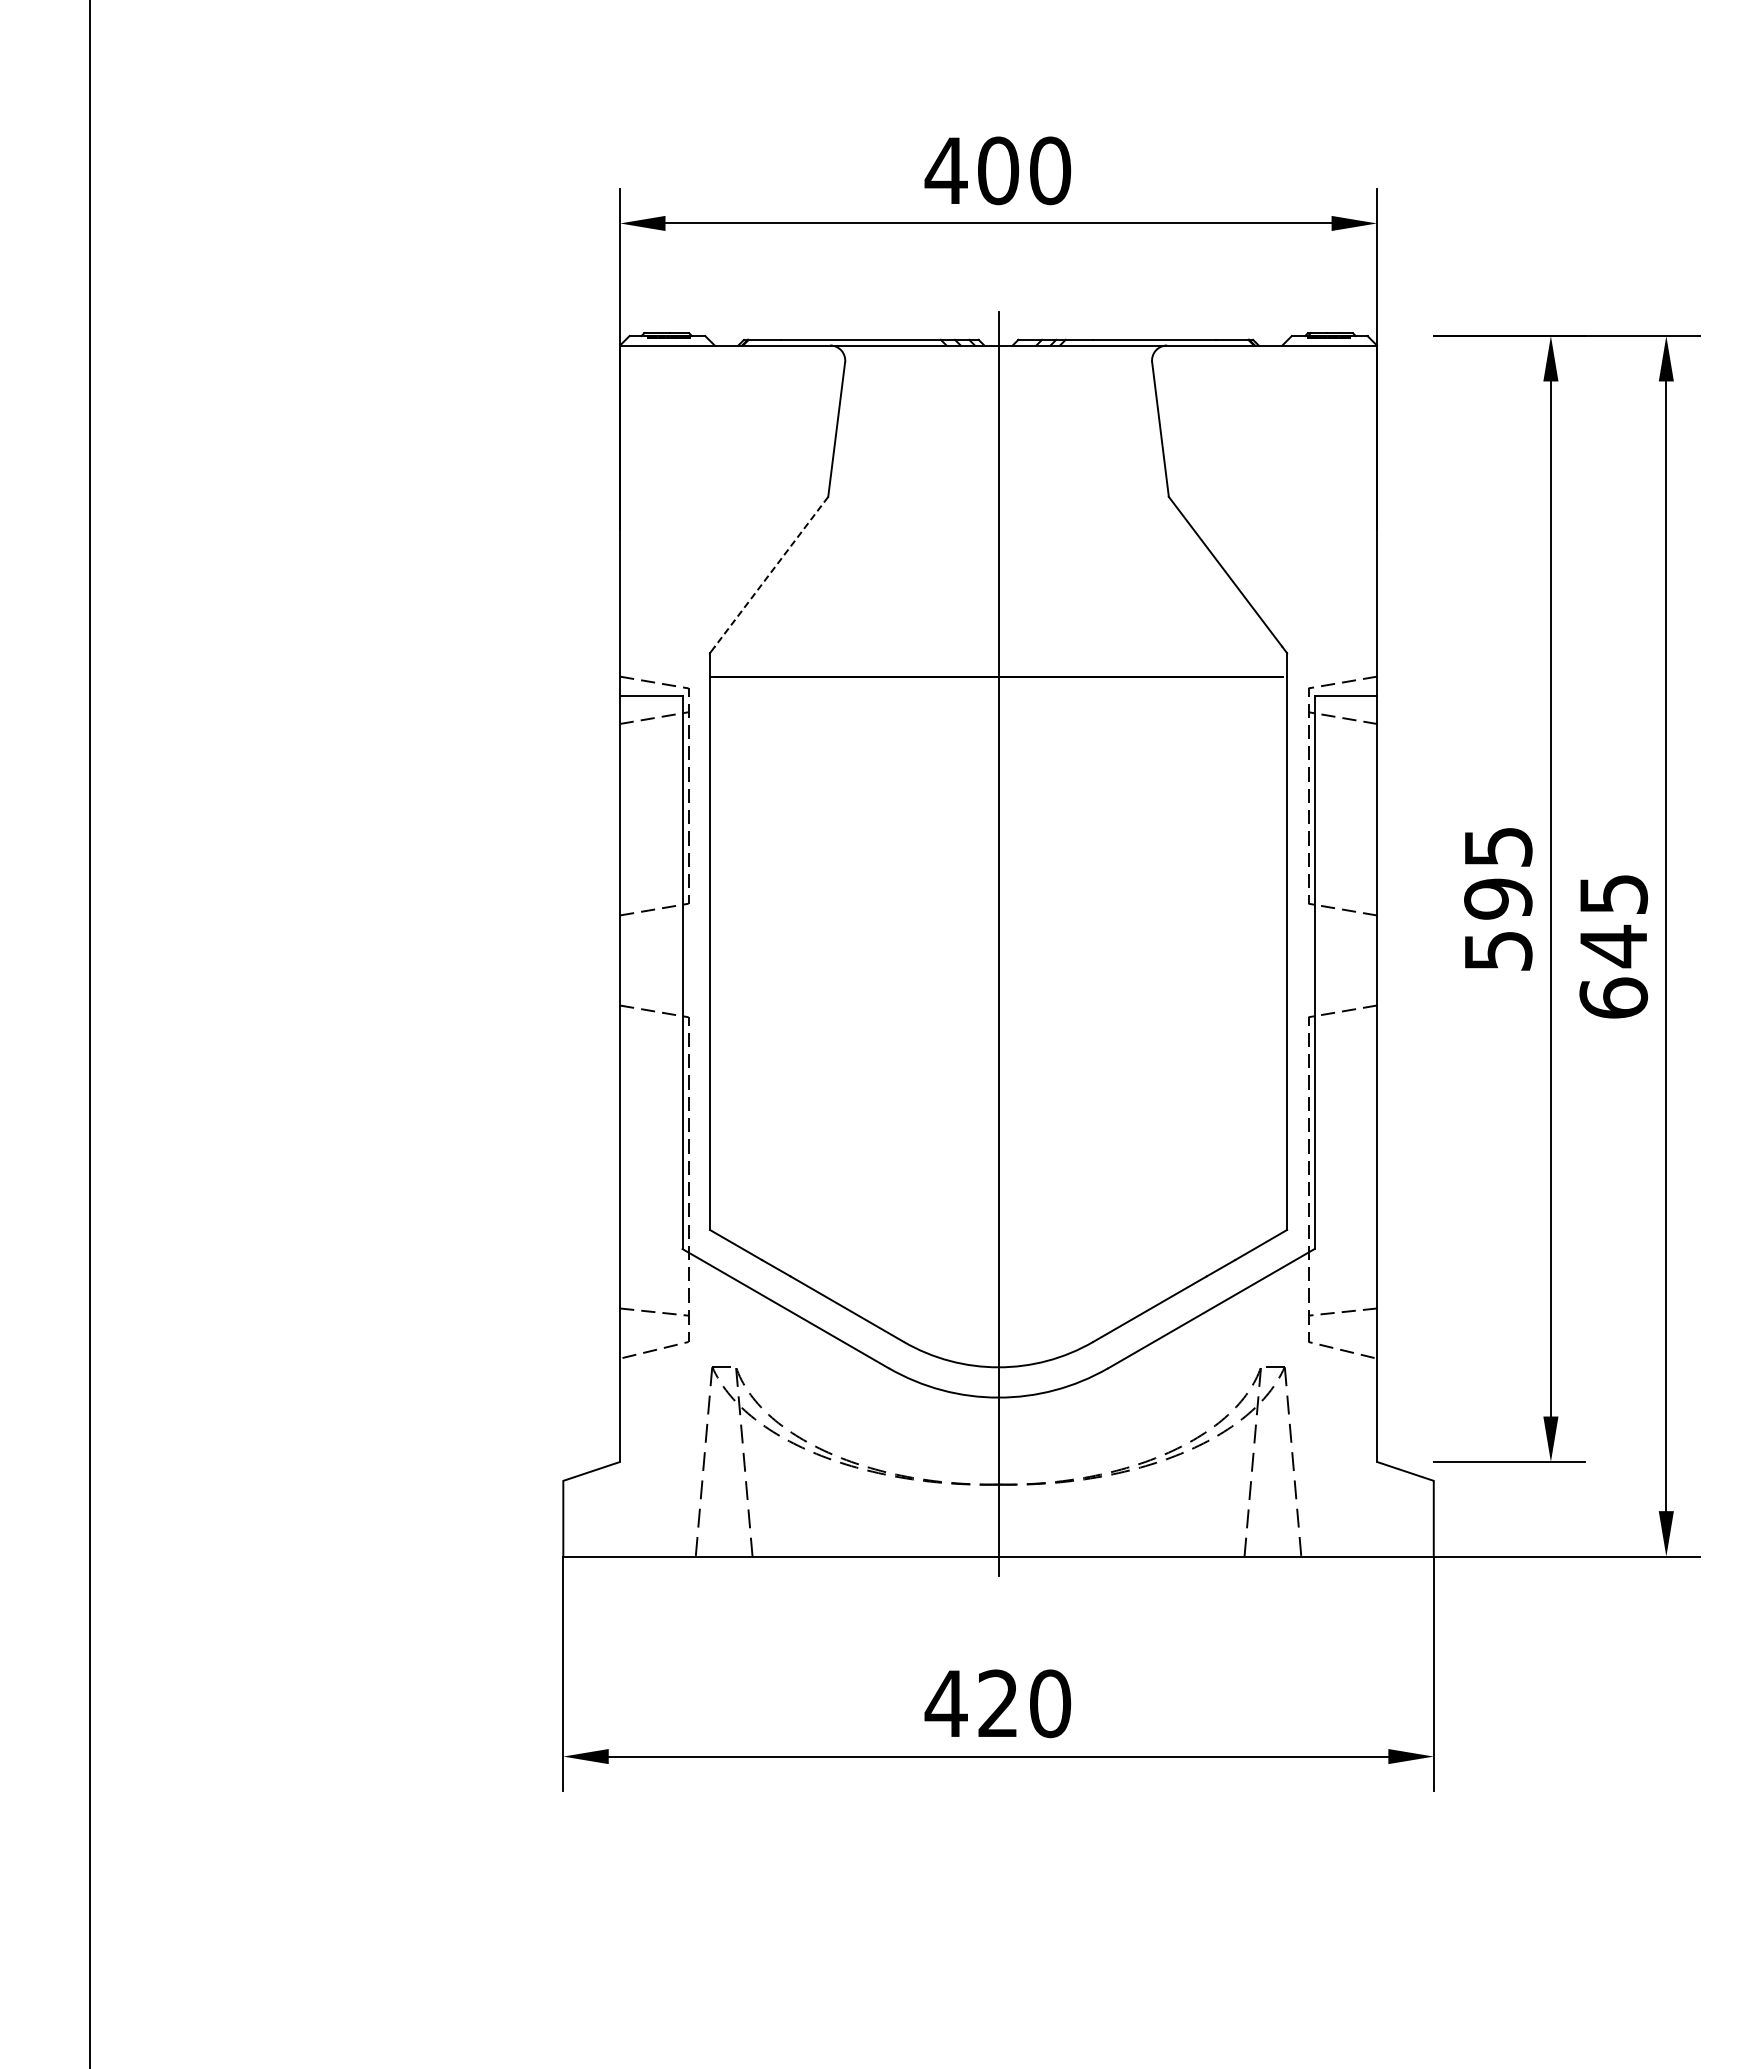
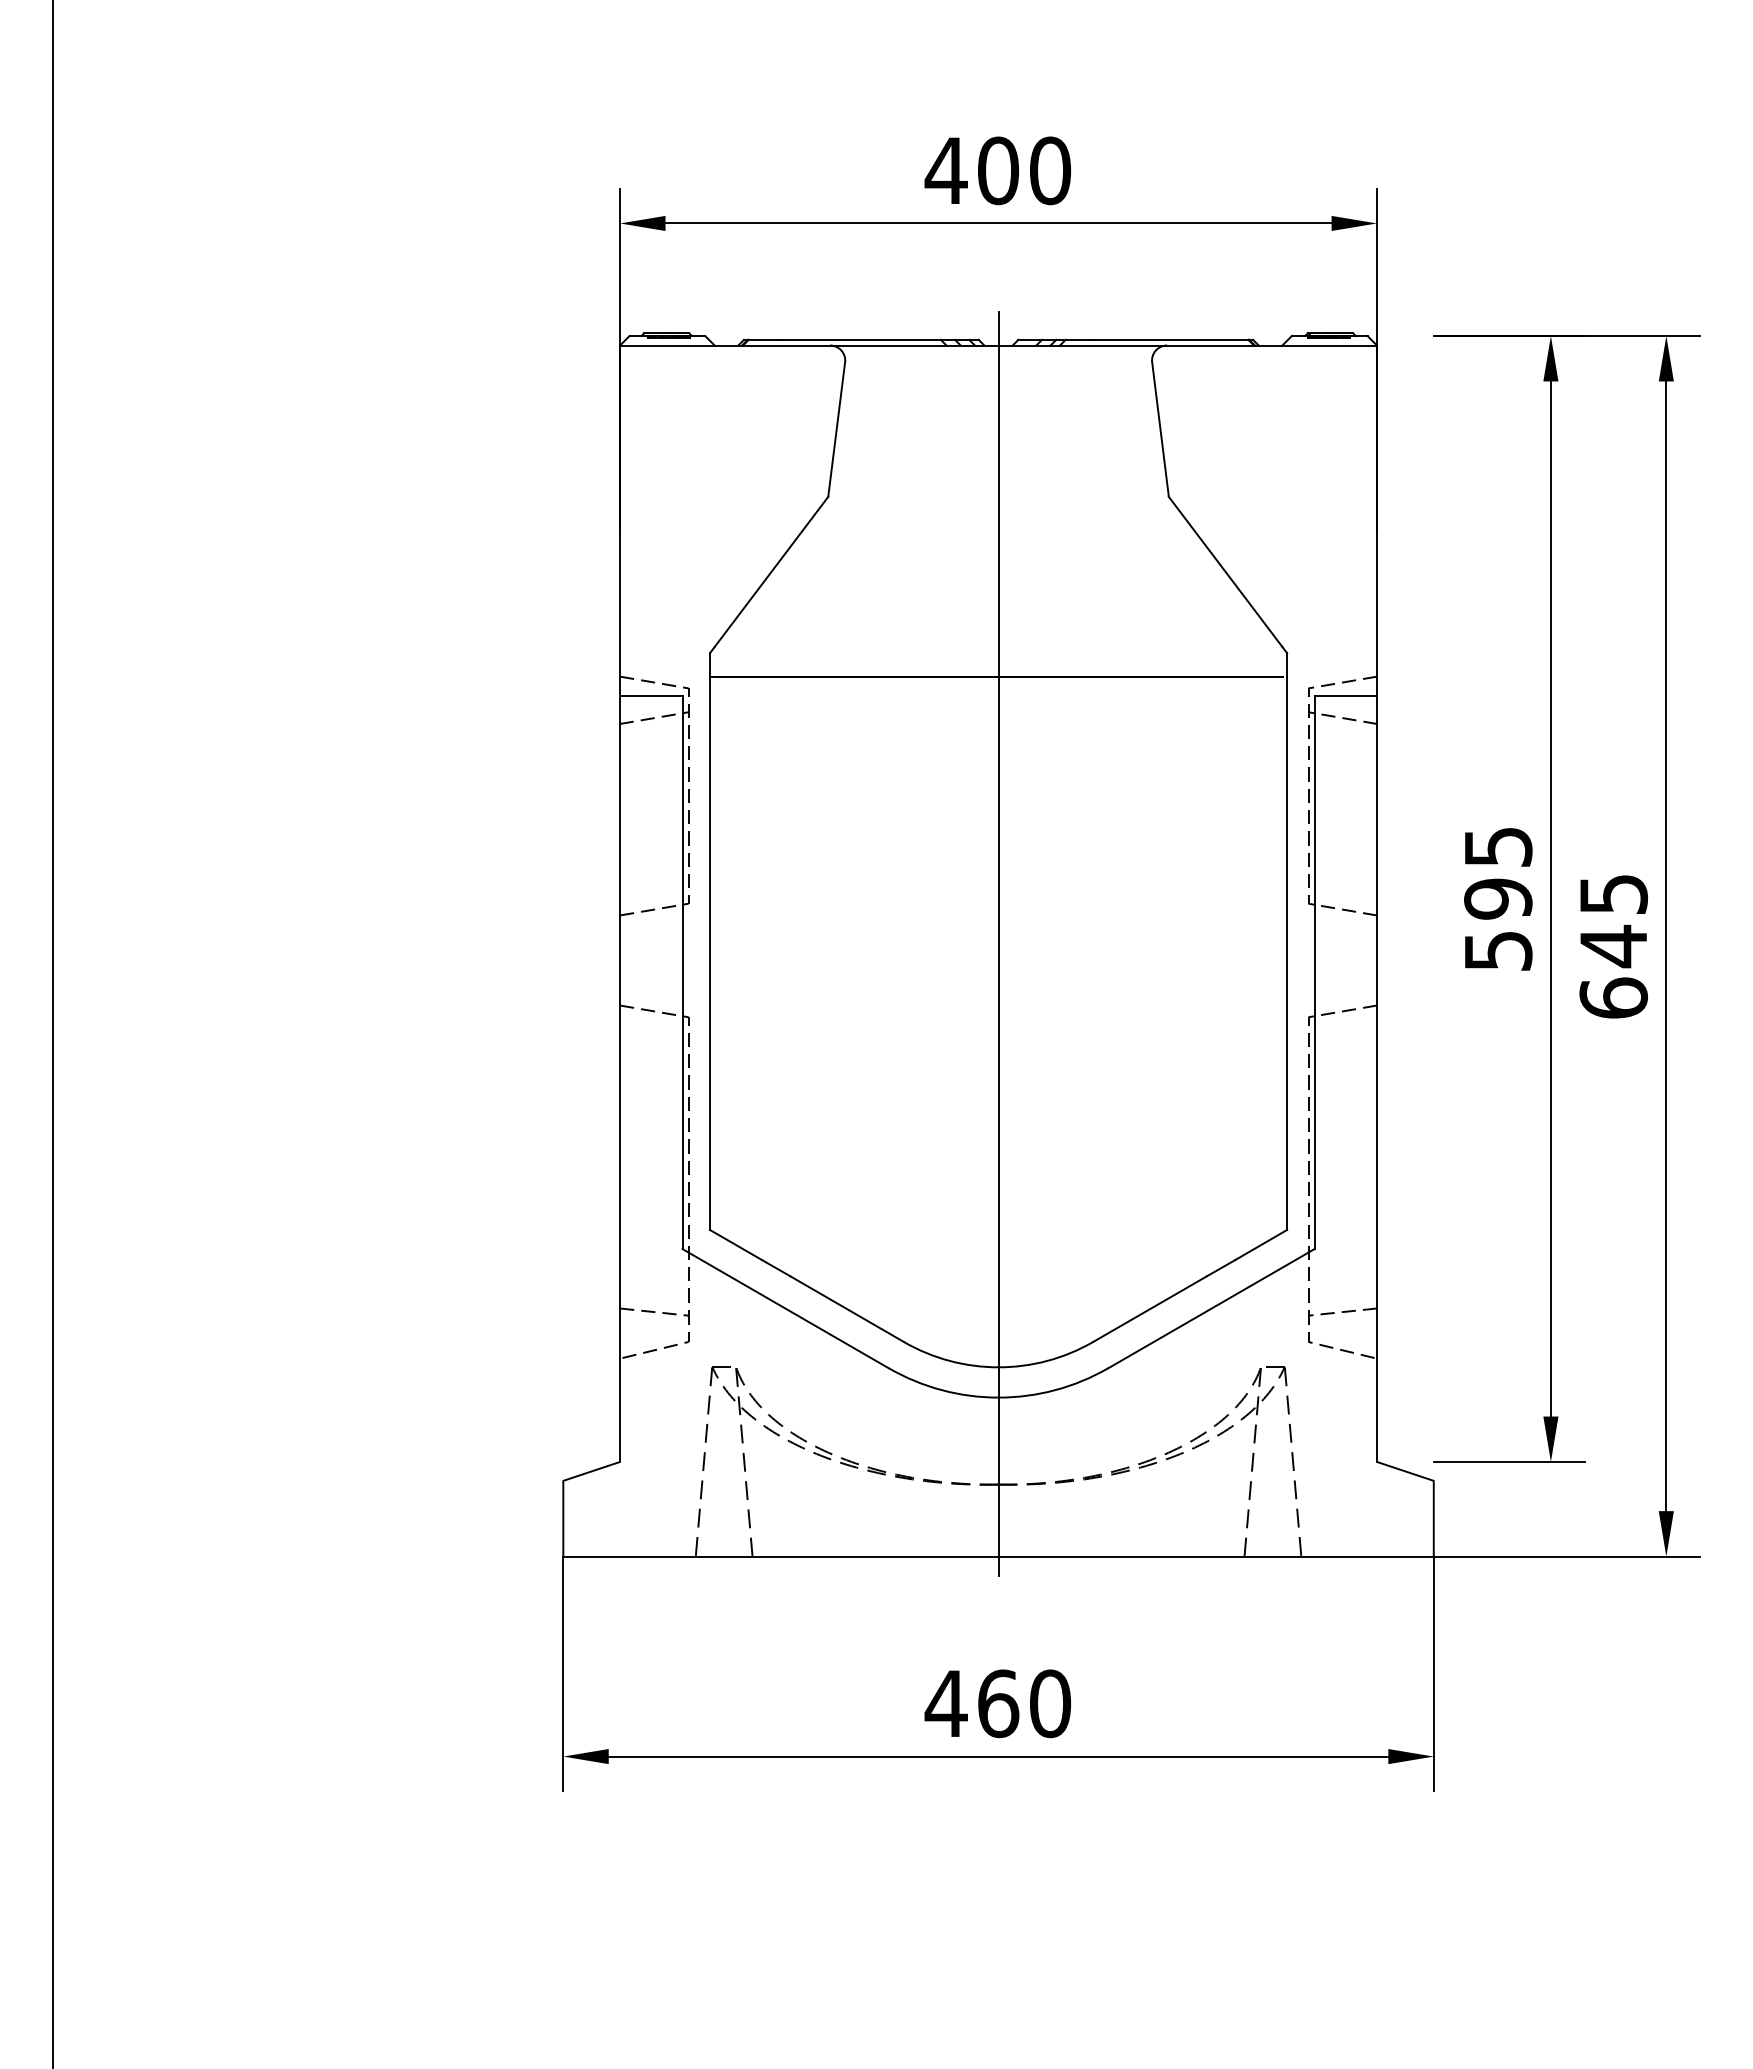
line: dashed -> solid (771, 572)
line position: (89, 1033) -> (52, 1033) (52, 1033)
text: 420 -> 460 (998, 1703)
